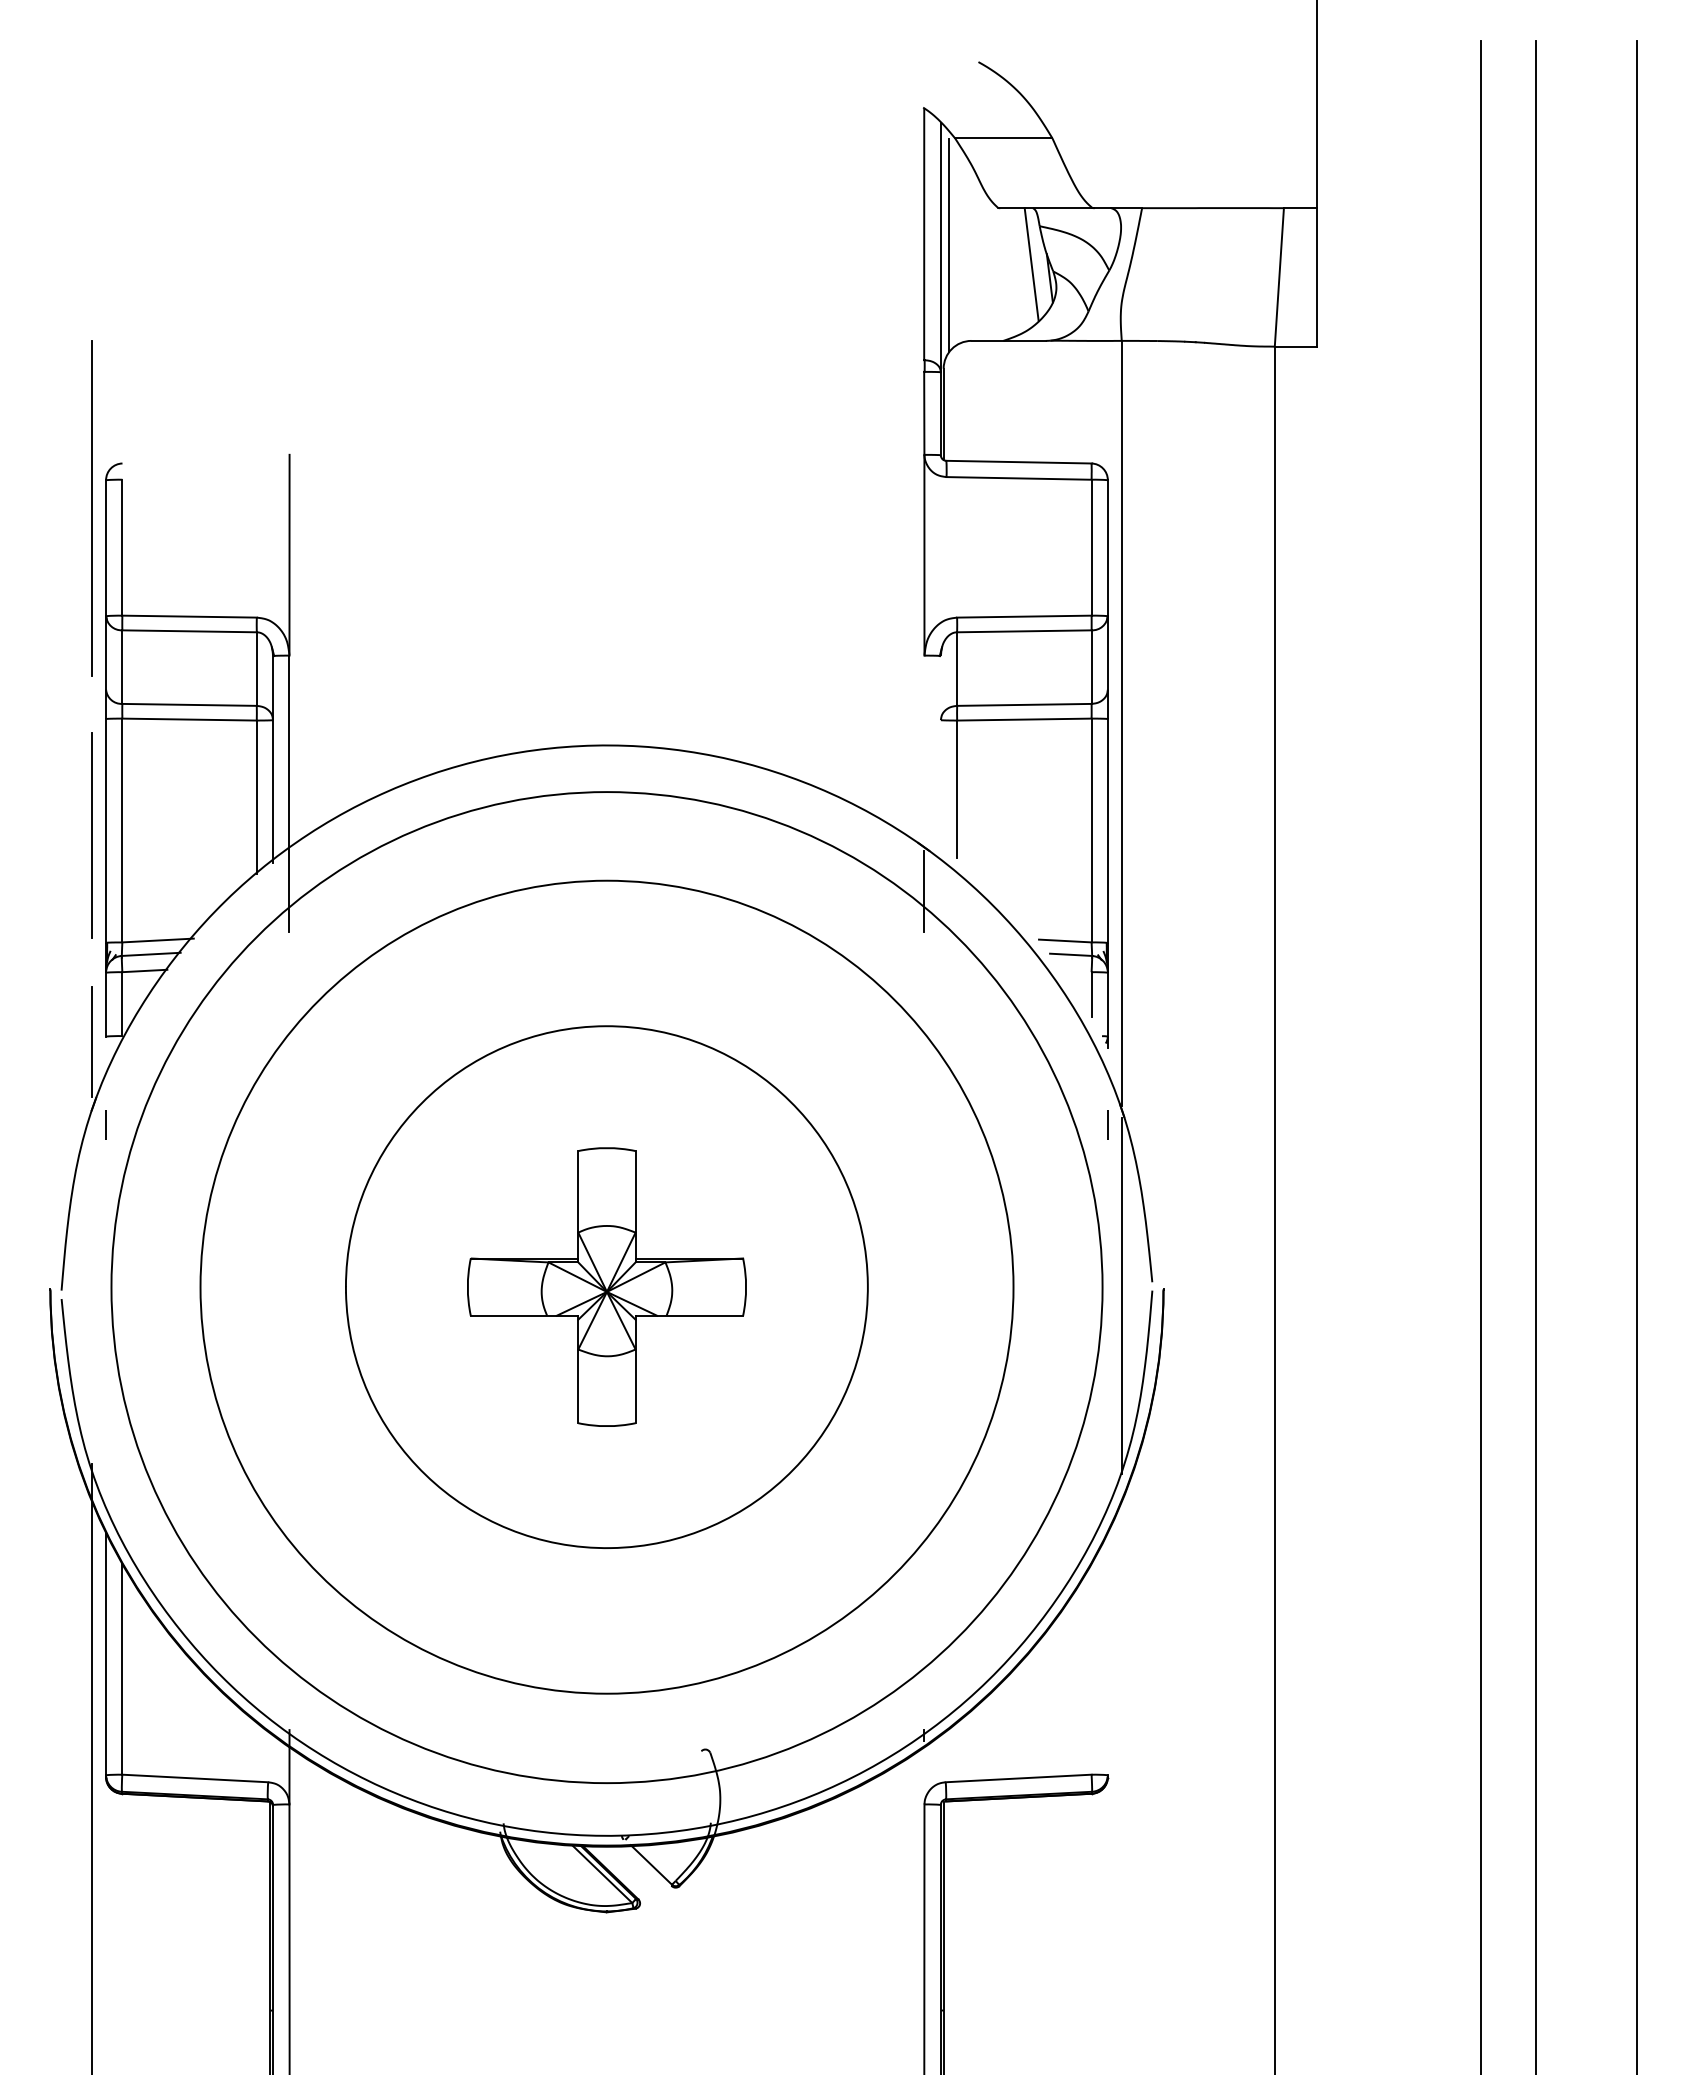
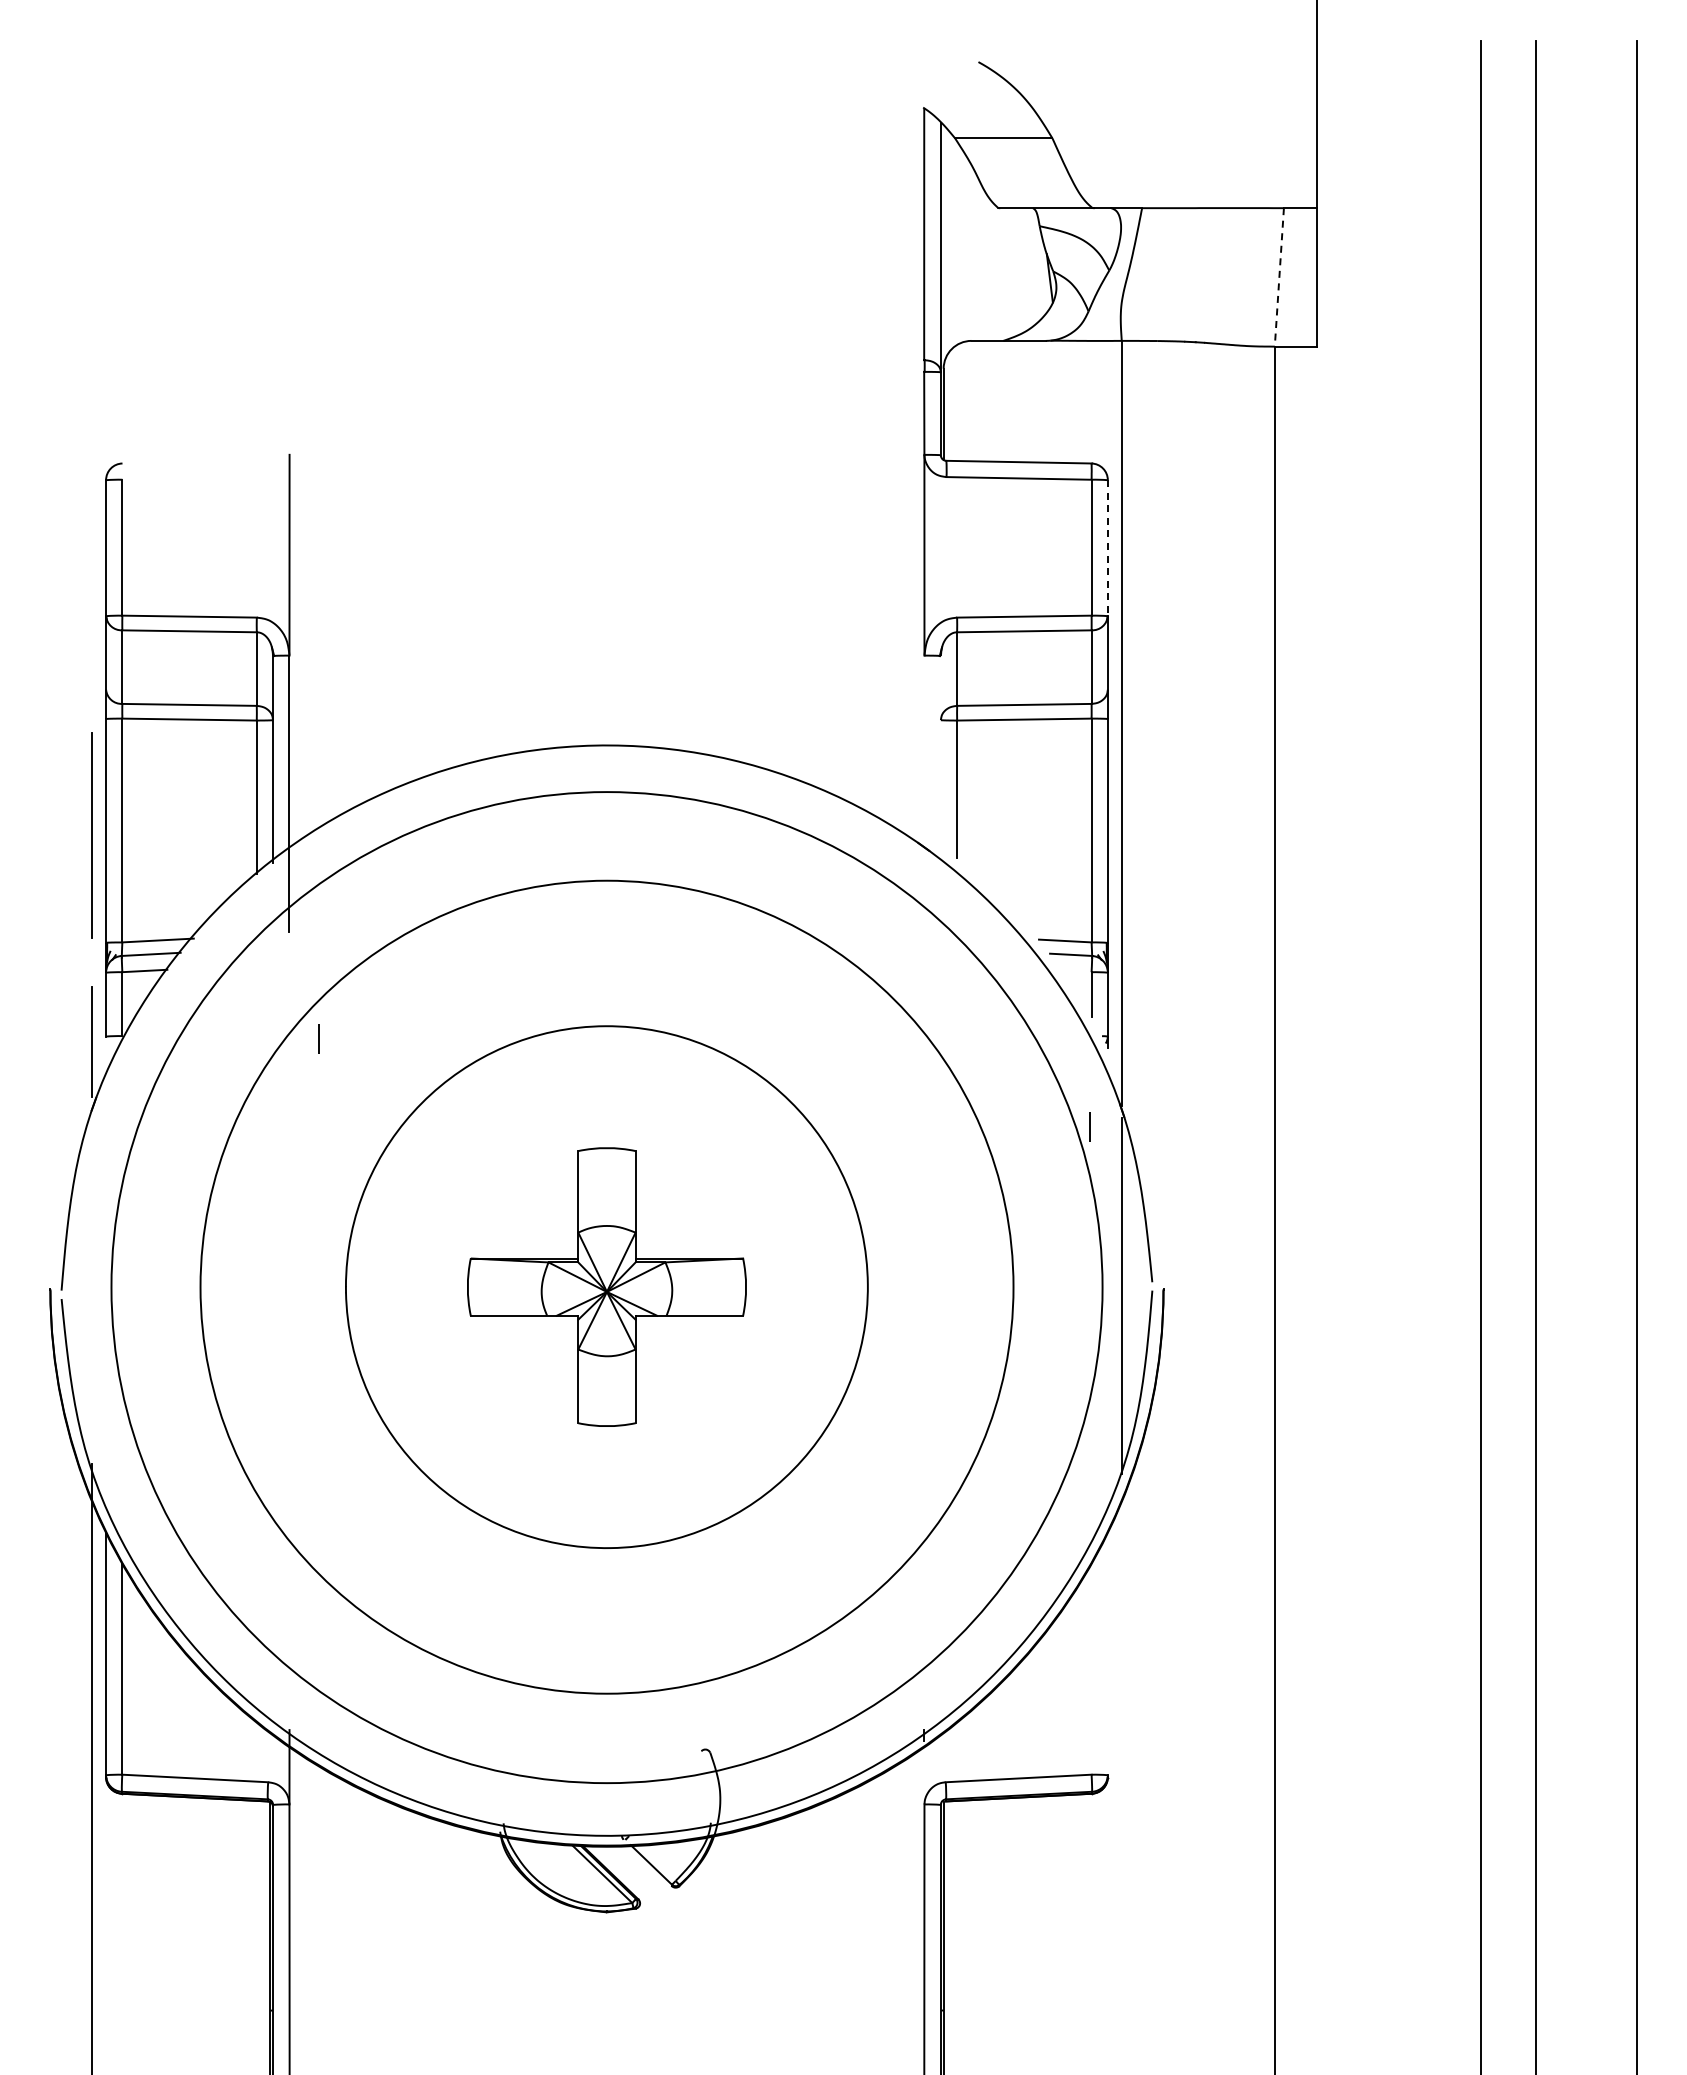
line: present -> none (949, 245)
line: present -> none (1031, 264)
line: solid -> dashed (1279, 277)
line: present -> none (91, 508)
line: solid -> dashed (1107, 548)
line: present -> none (924, 891)
line position: (105, 1124) -> (318, 1038) (318, 1038)
line position: (1107, 1124) -> (1089, 1126) (1089, 1126)
